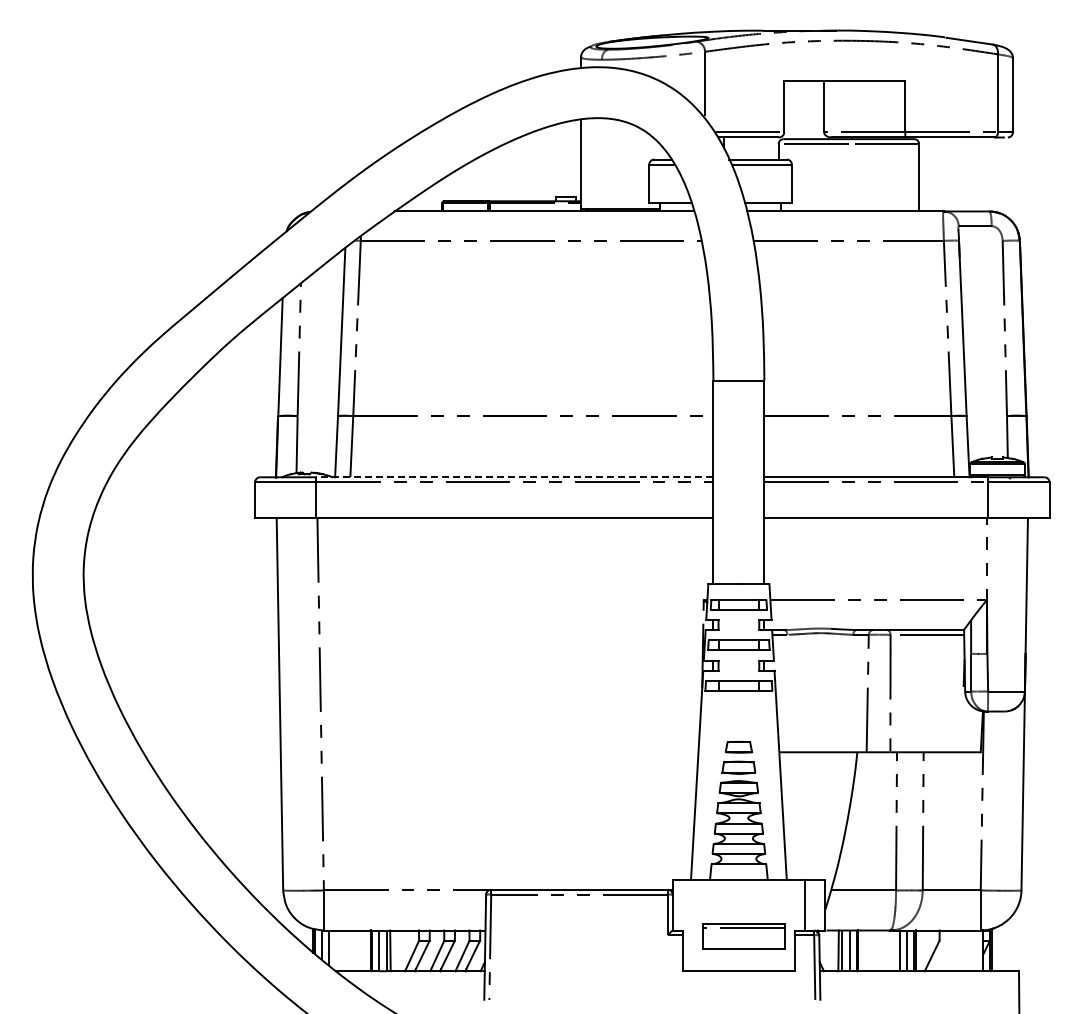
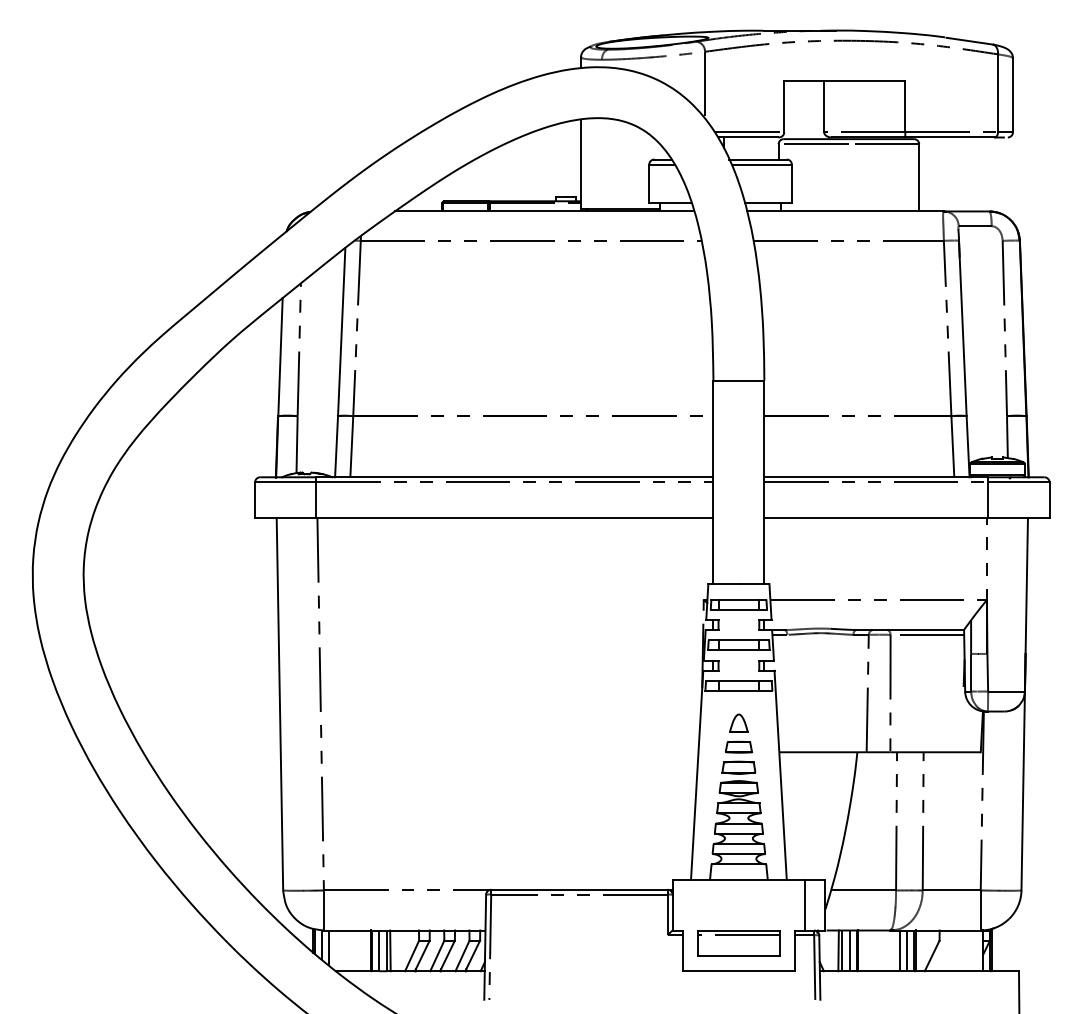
line: dashed -> solid (514, 477)
part: none -> present (738, 722)
part position: (743, 936) -> (738, 943) (738, 943)
